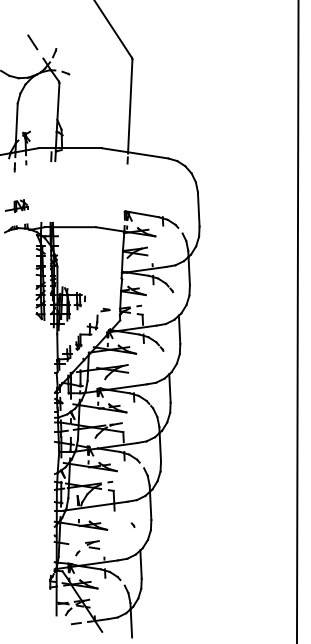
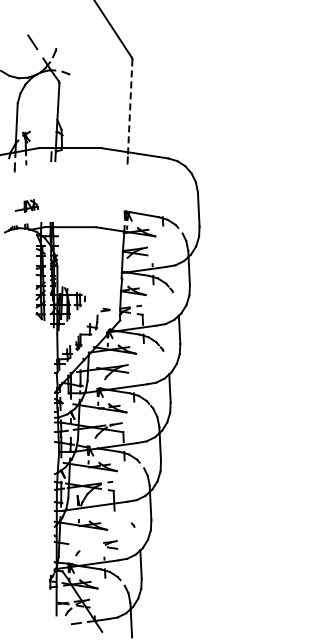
line: solid -> dashed (130, 106)
part position: (16, 205) -> (26, 205) (26, 205)
line: present -> none (297, 321)
part position: (92, 544) -> (110, 544) (110, 544)
